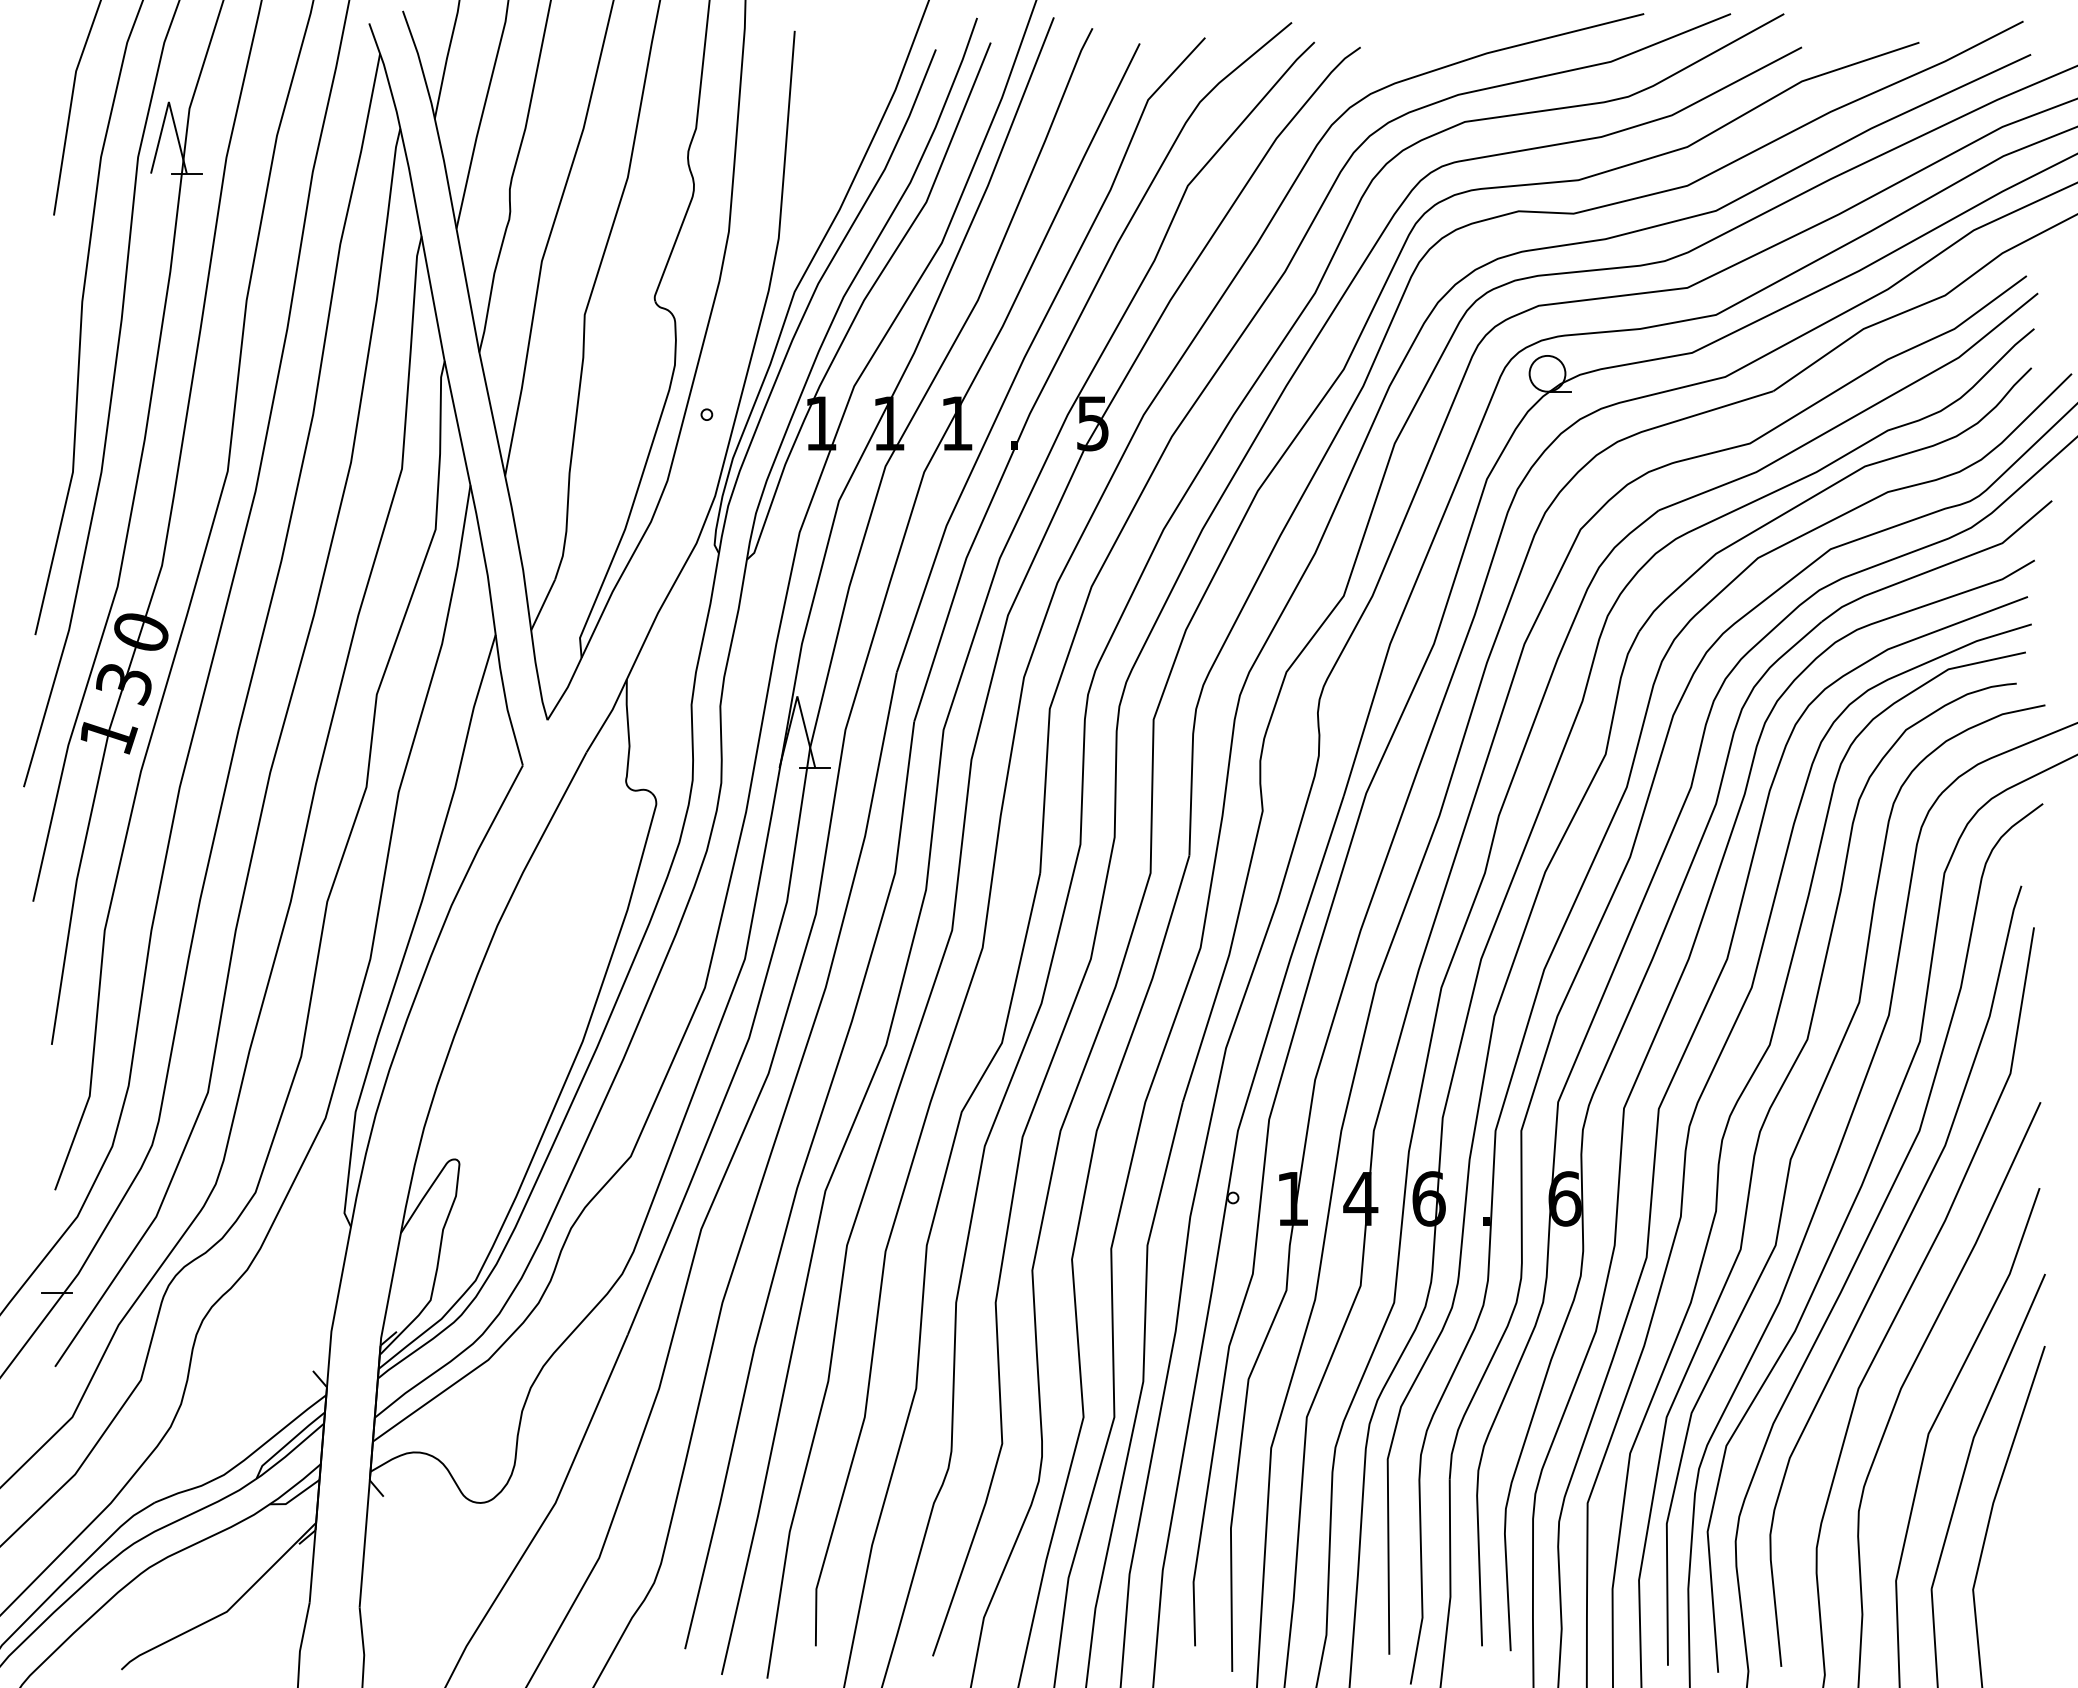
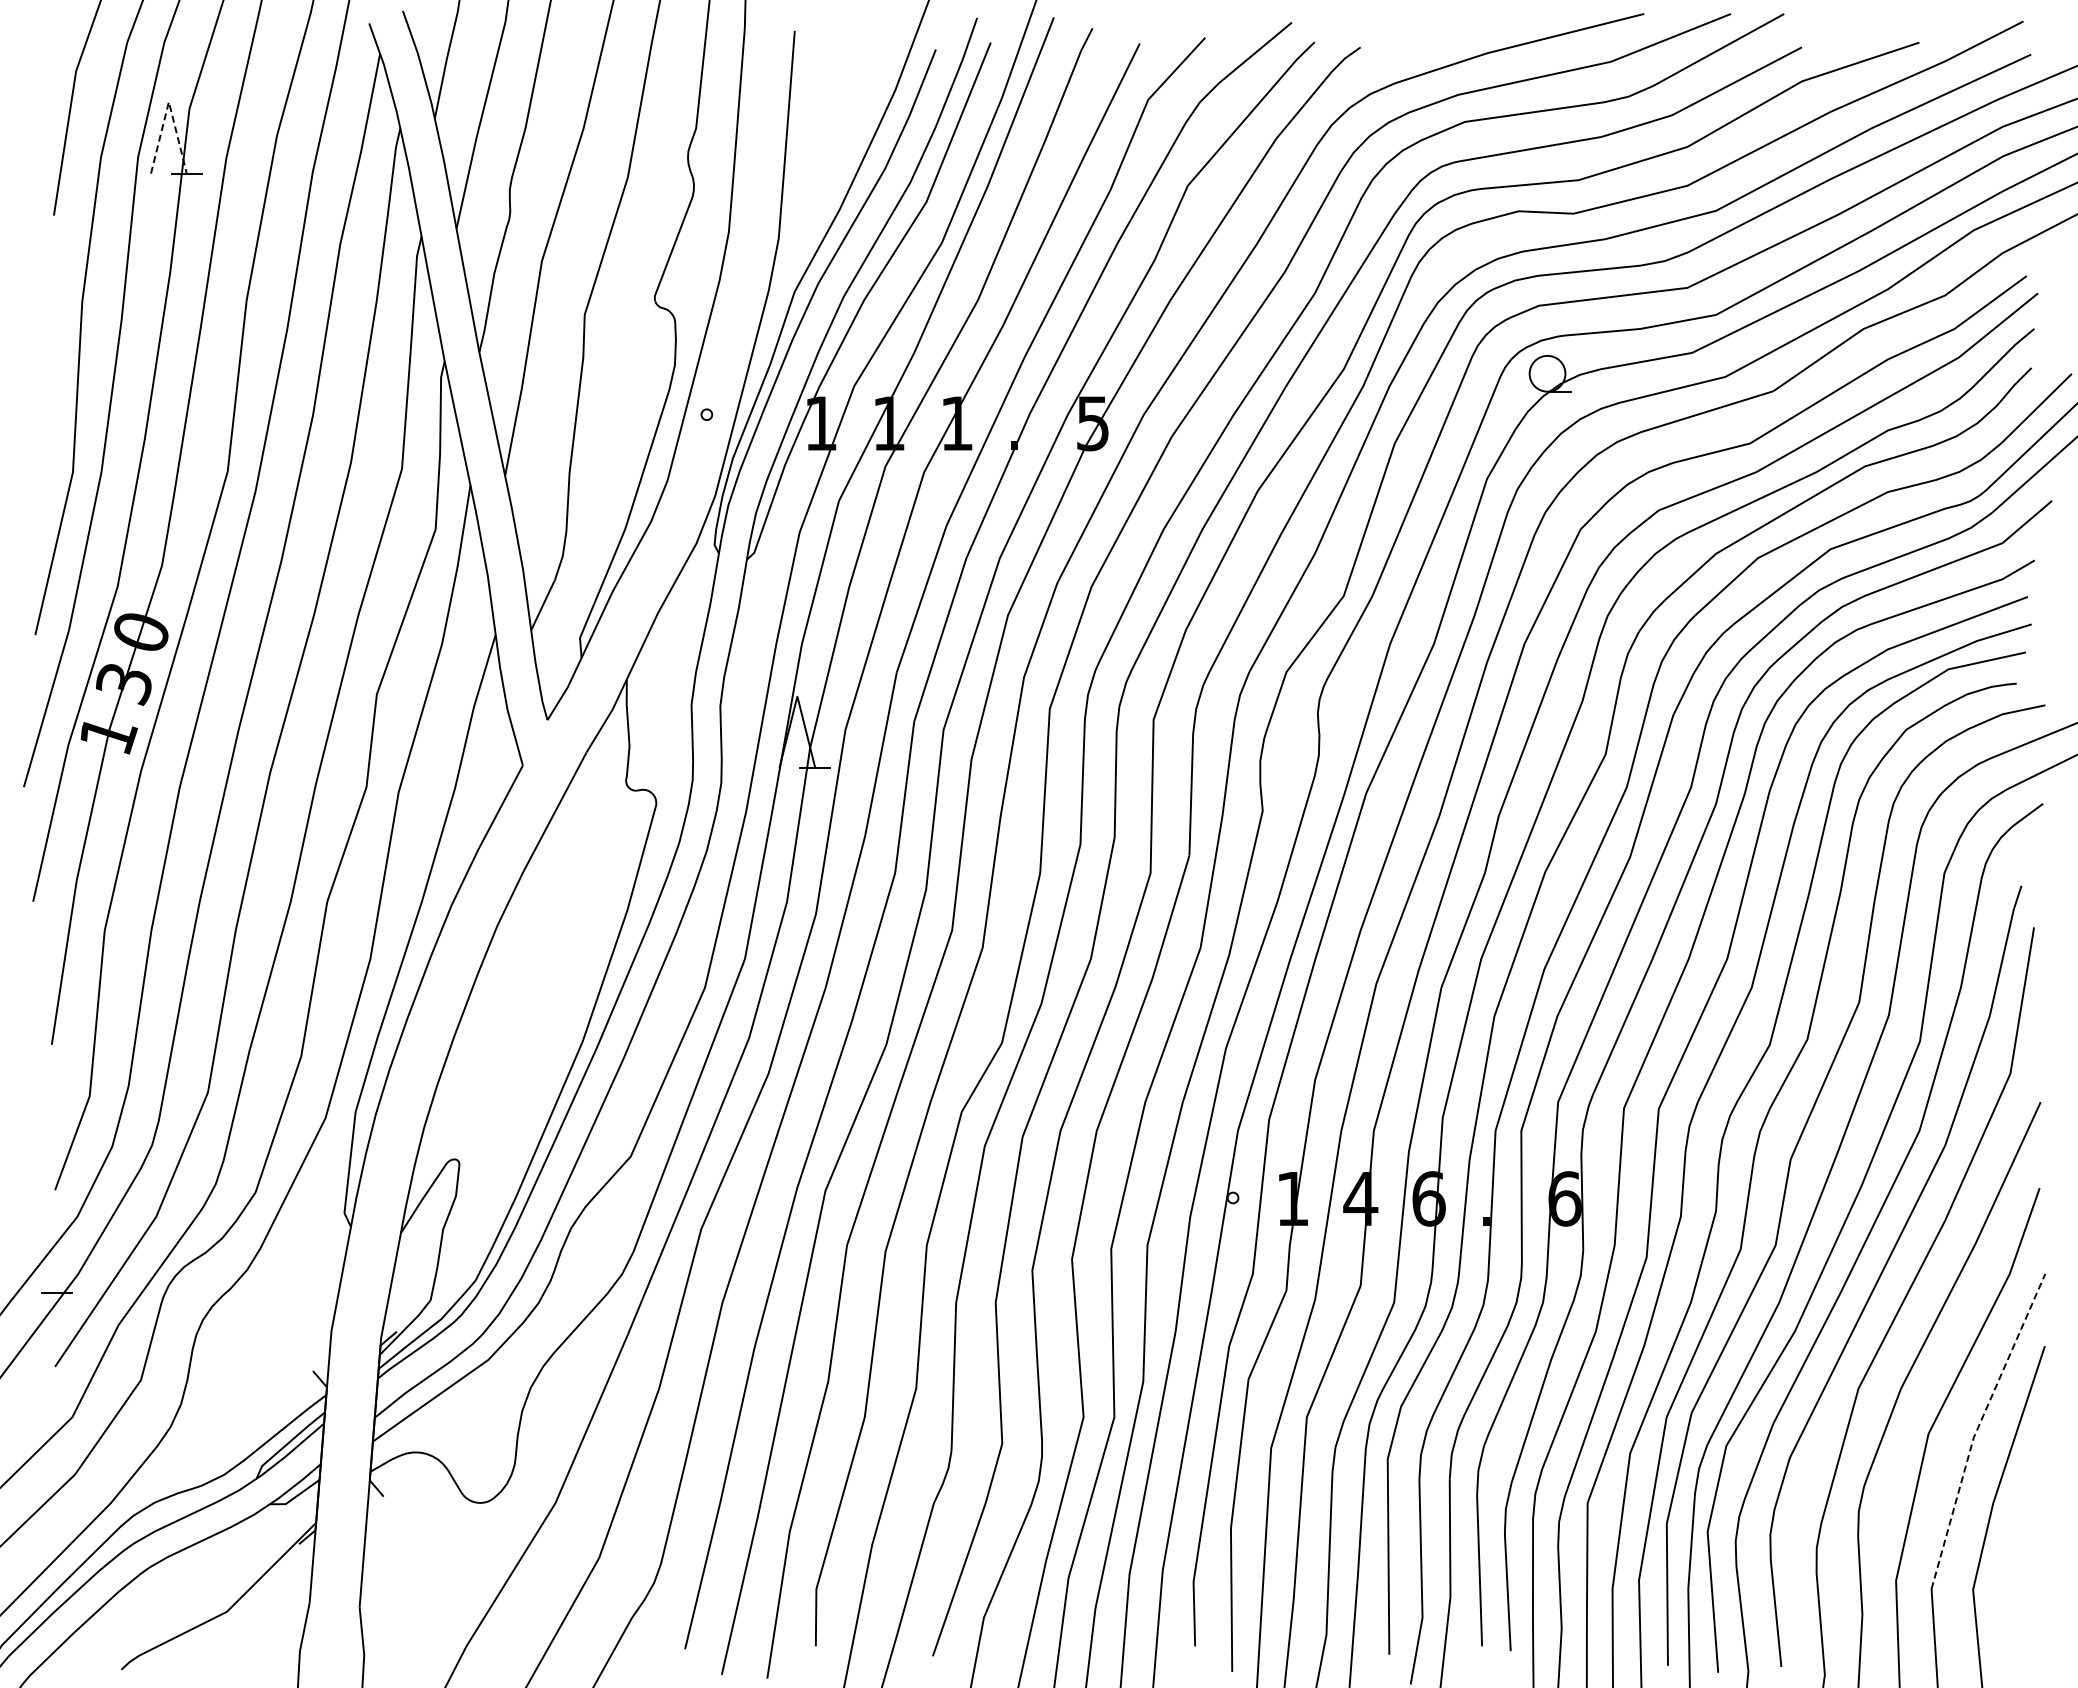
line: solid -> dashed (168, 102)
line: solid -> dashed (1977, 1428)
